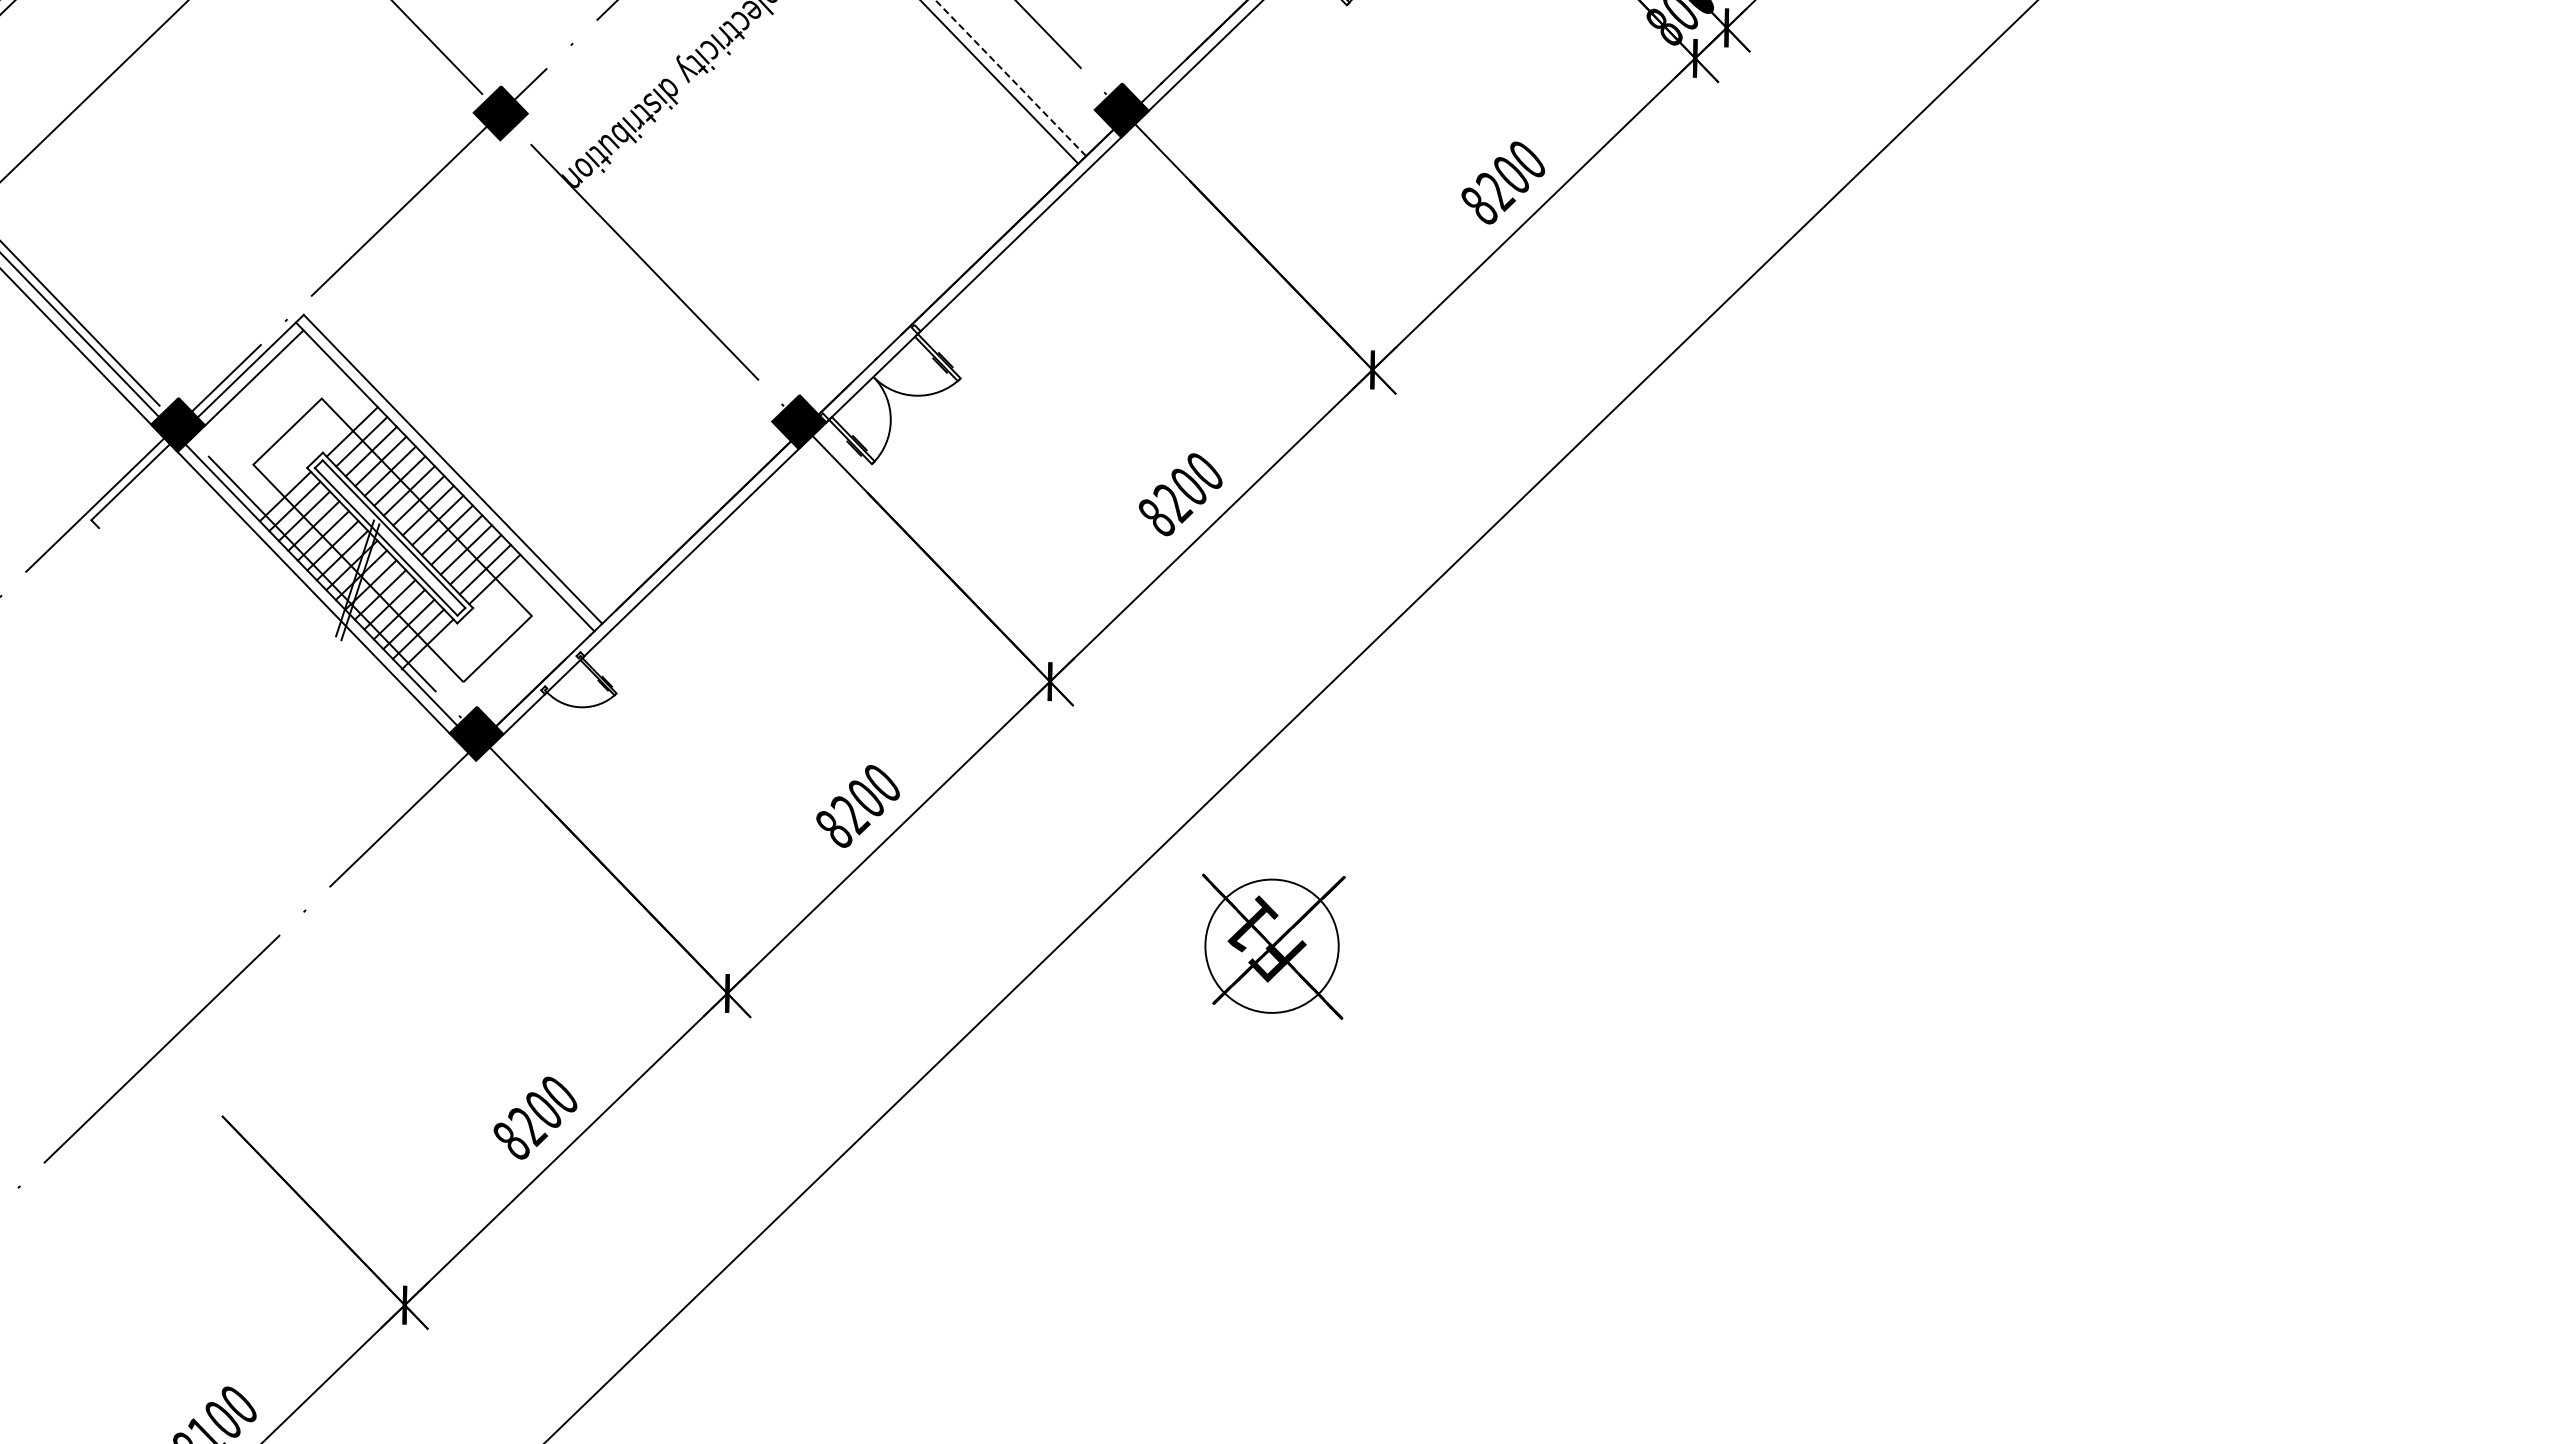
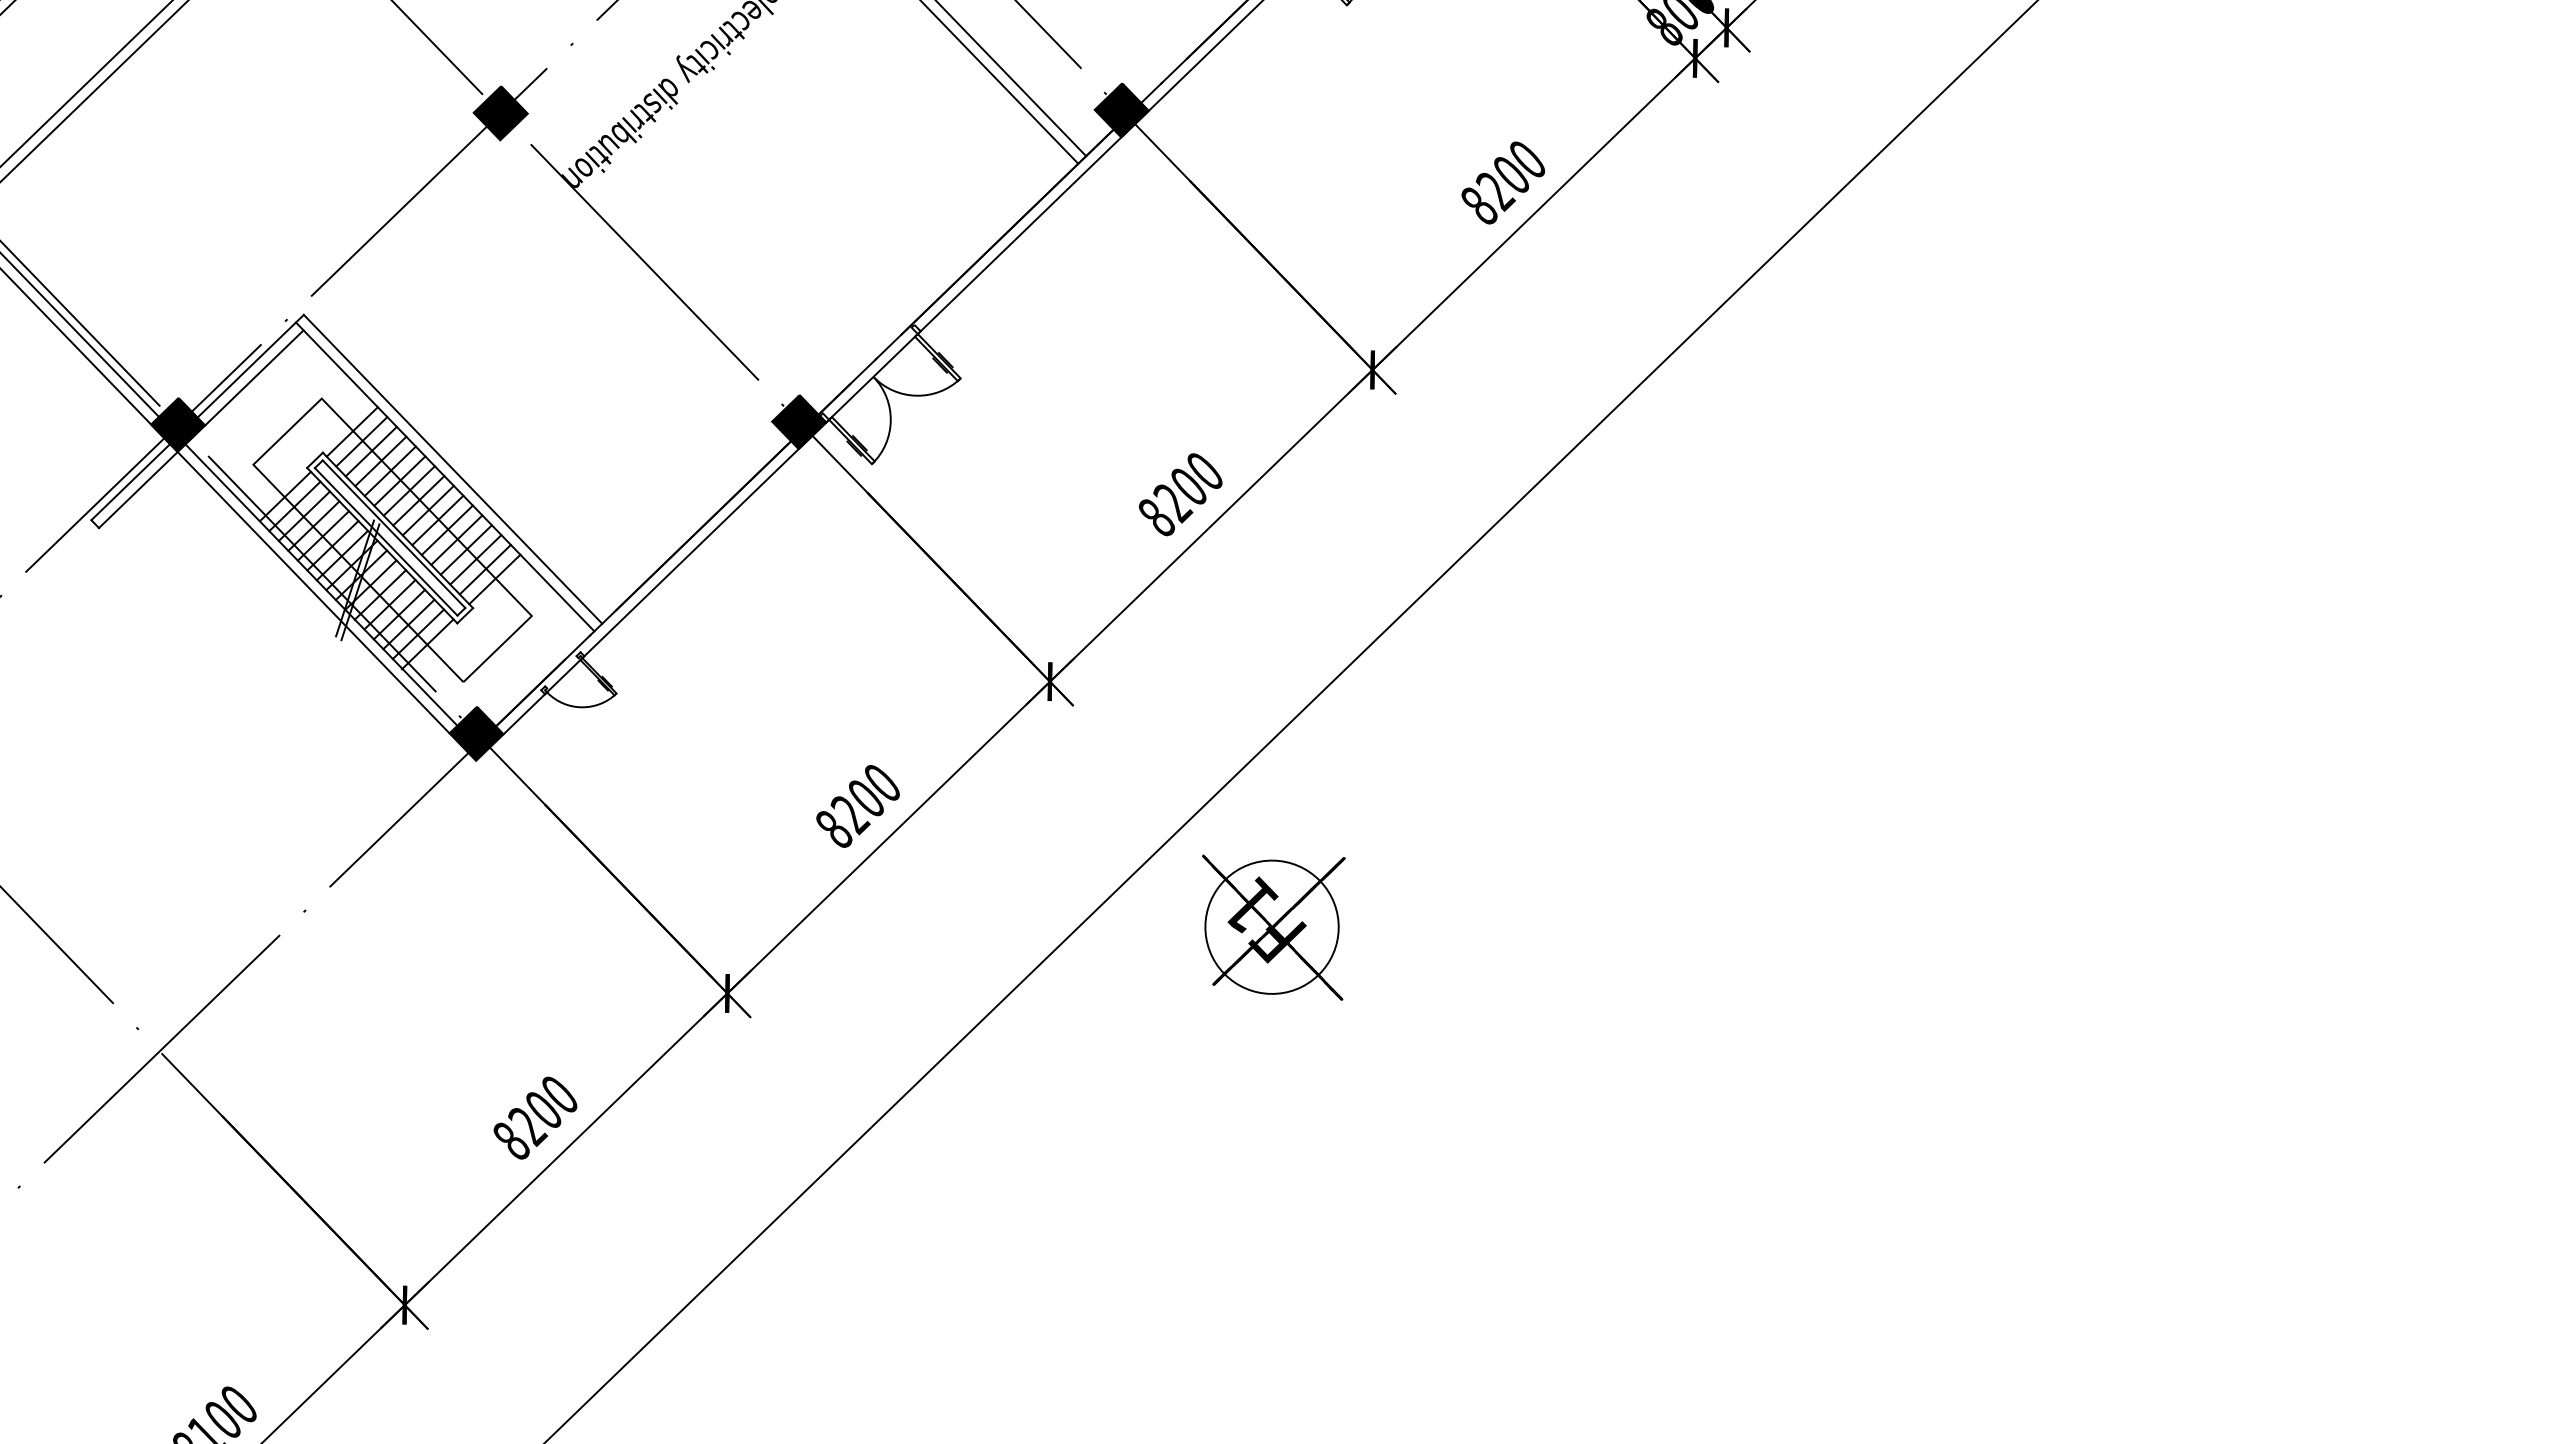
line: dashed -> solid (1010, 77)
line: none -> present (86, 83)
line: none -> present (138, 490)
part position: (1273, 946) -> (1273, 927) (1273, 927)
line: none -> present (195, 1088)
